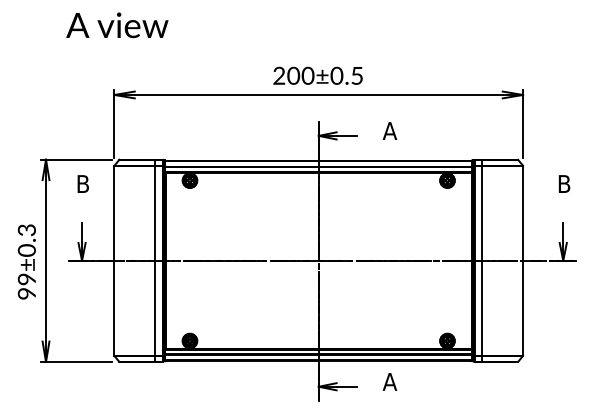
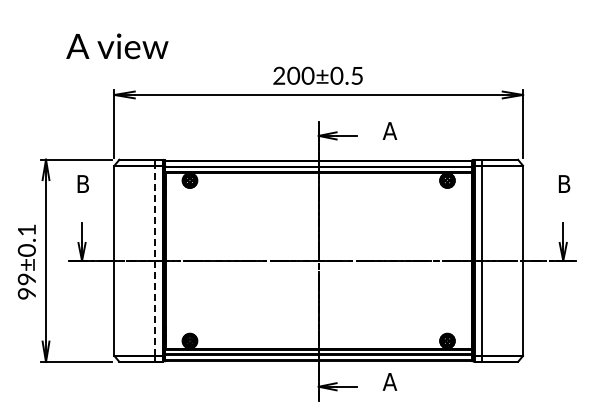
text position: (117, 25) -> (117, 46) (117, 46)
text: 99±0.3 -> 99±0.1 (26, 230)
line: solid -> dashed (155, 260)
